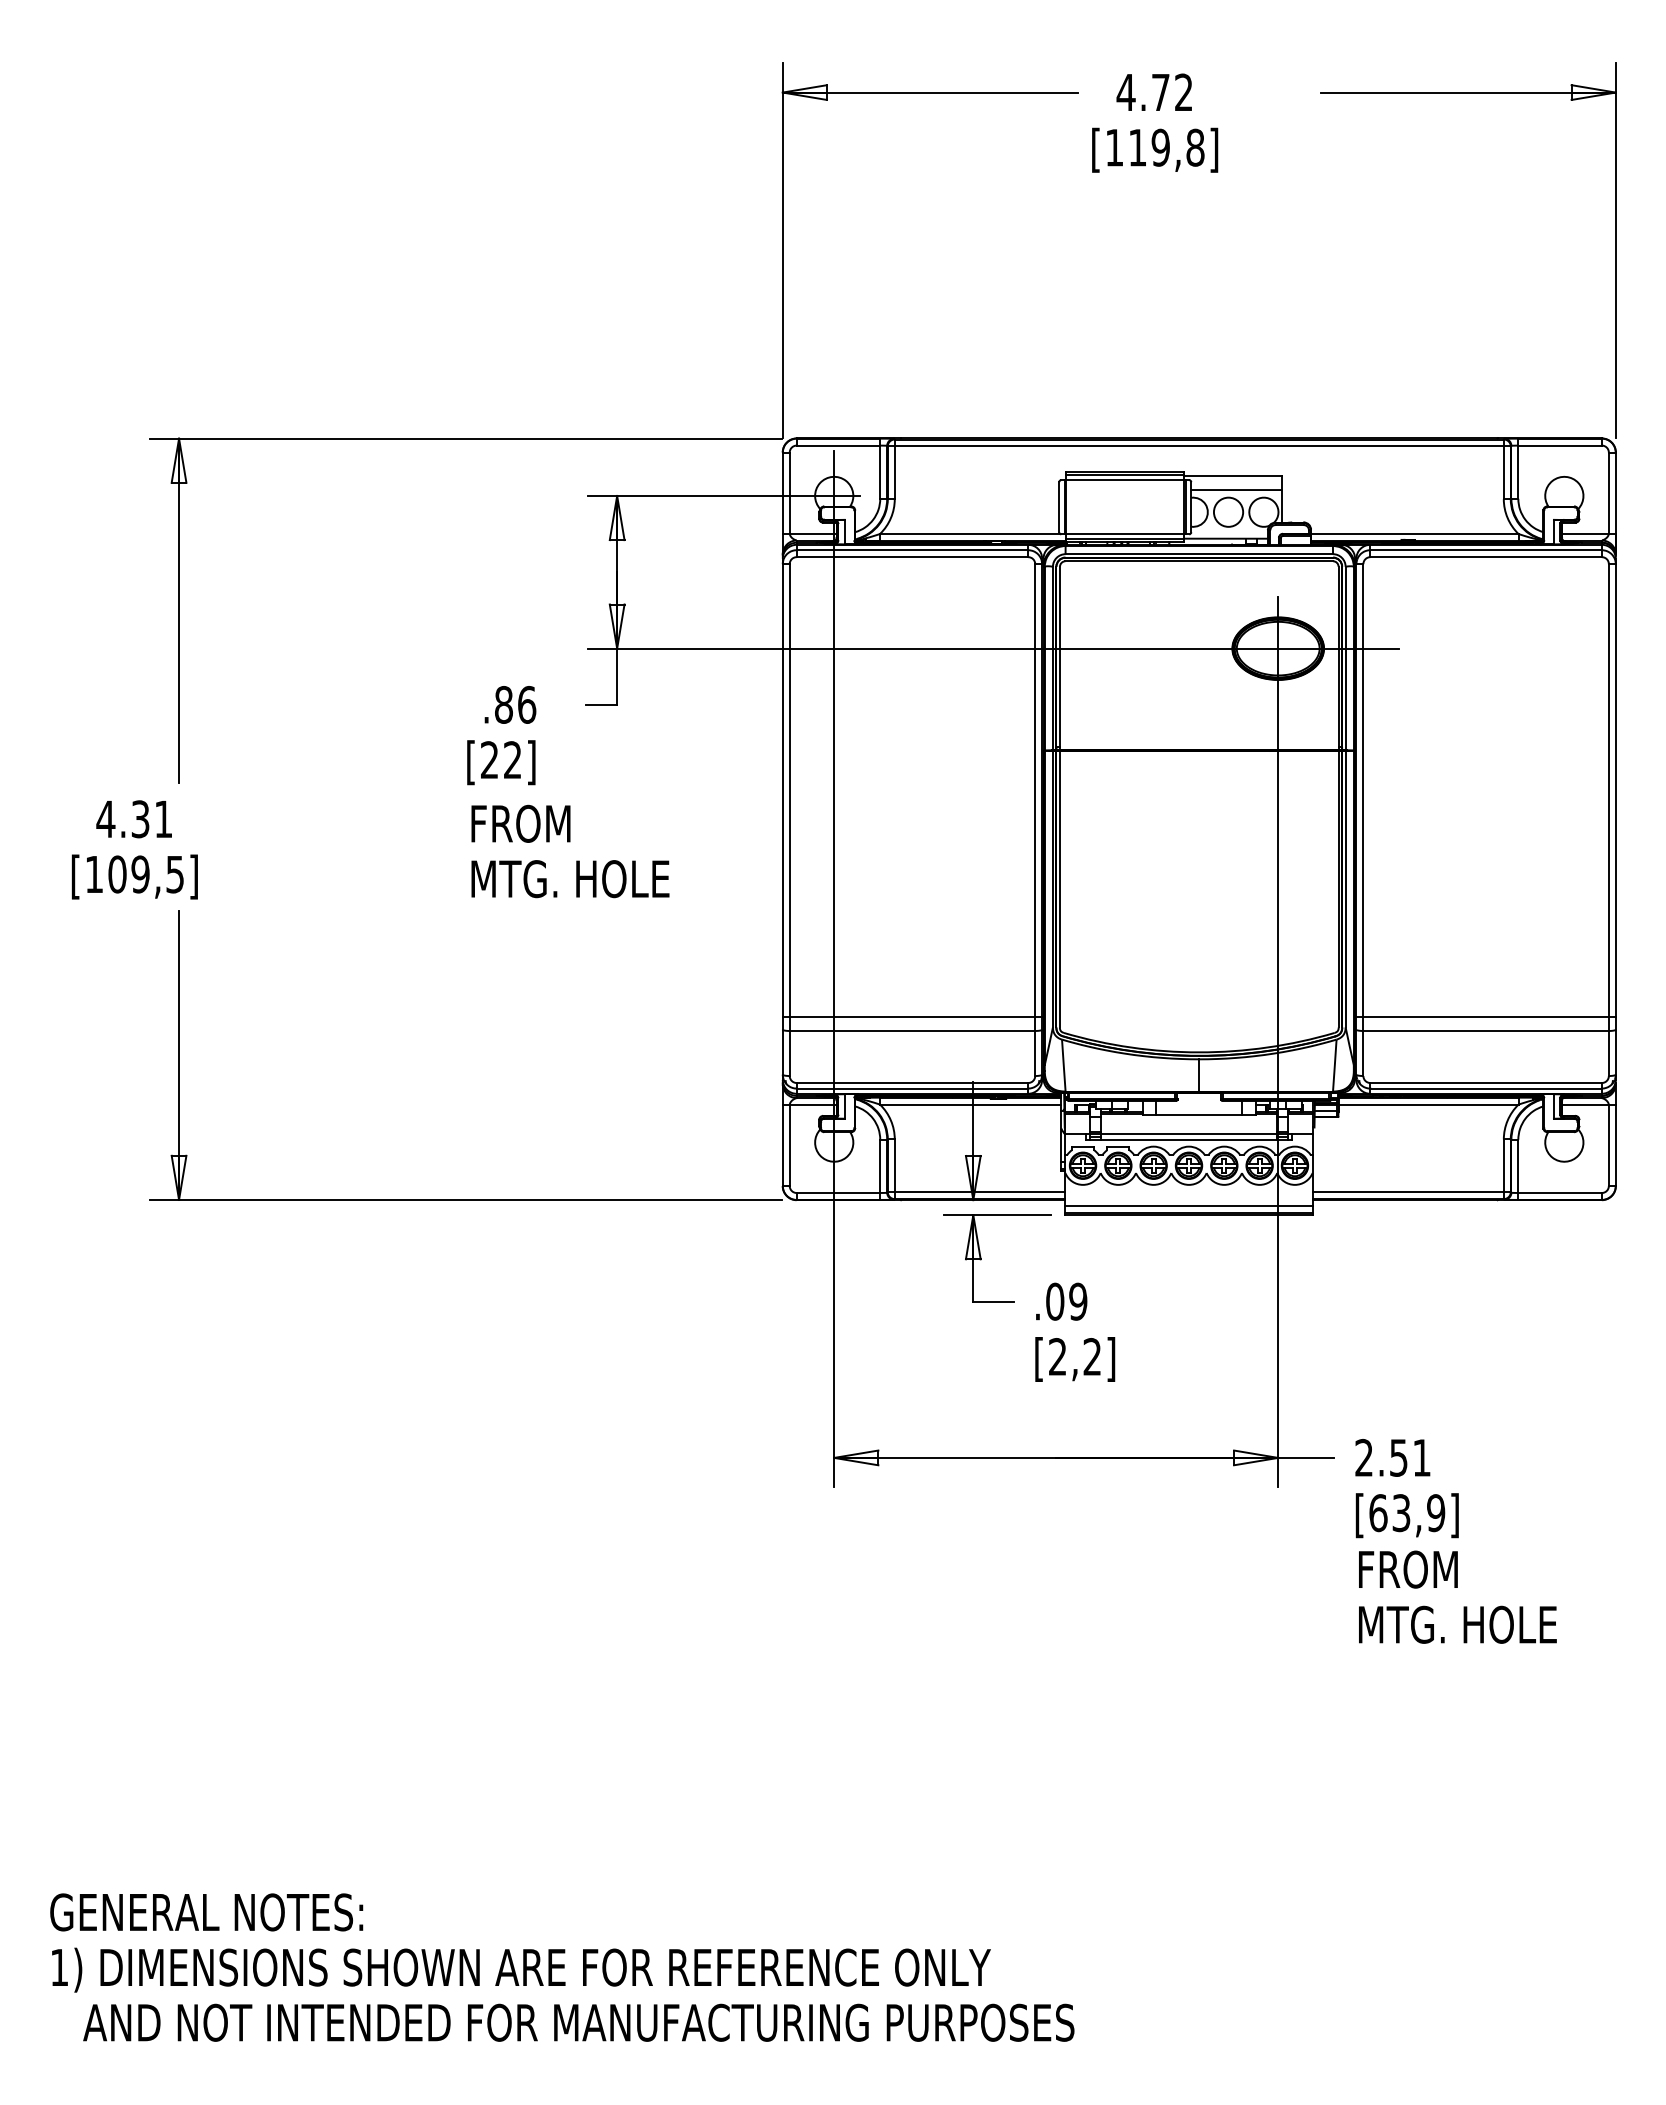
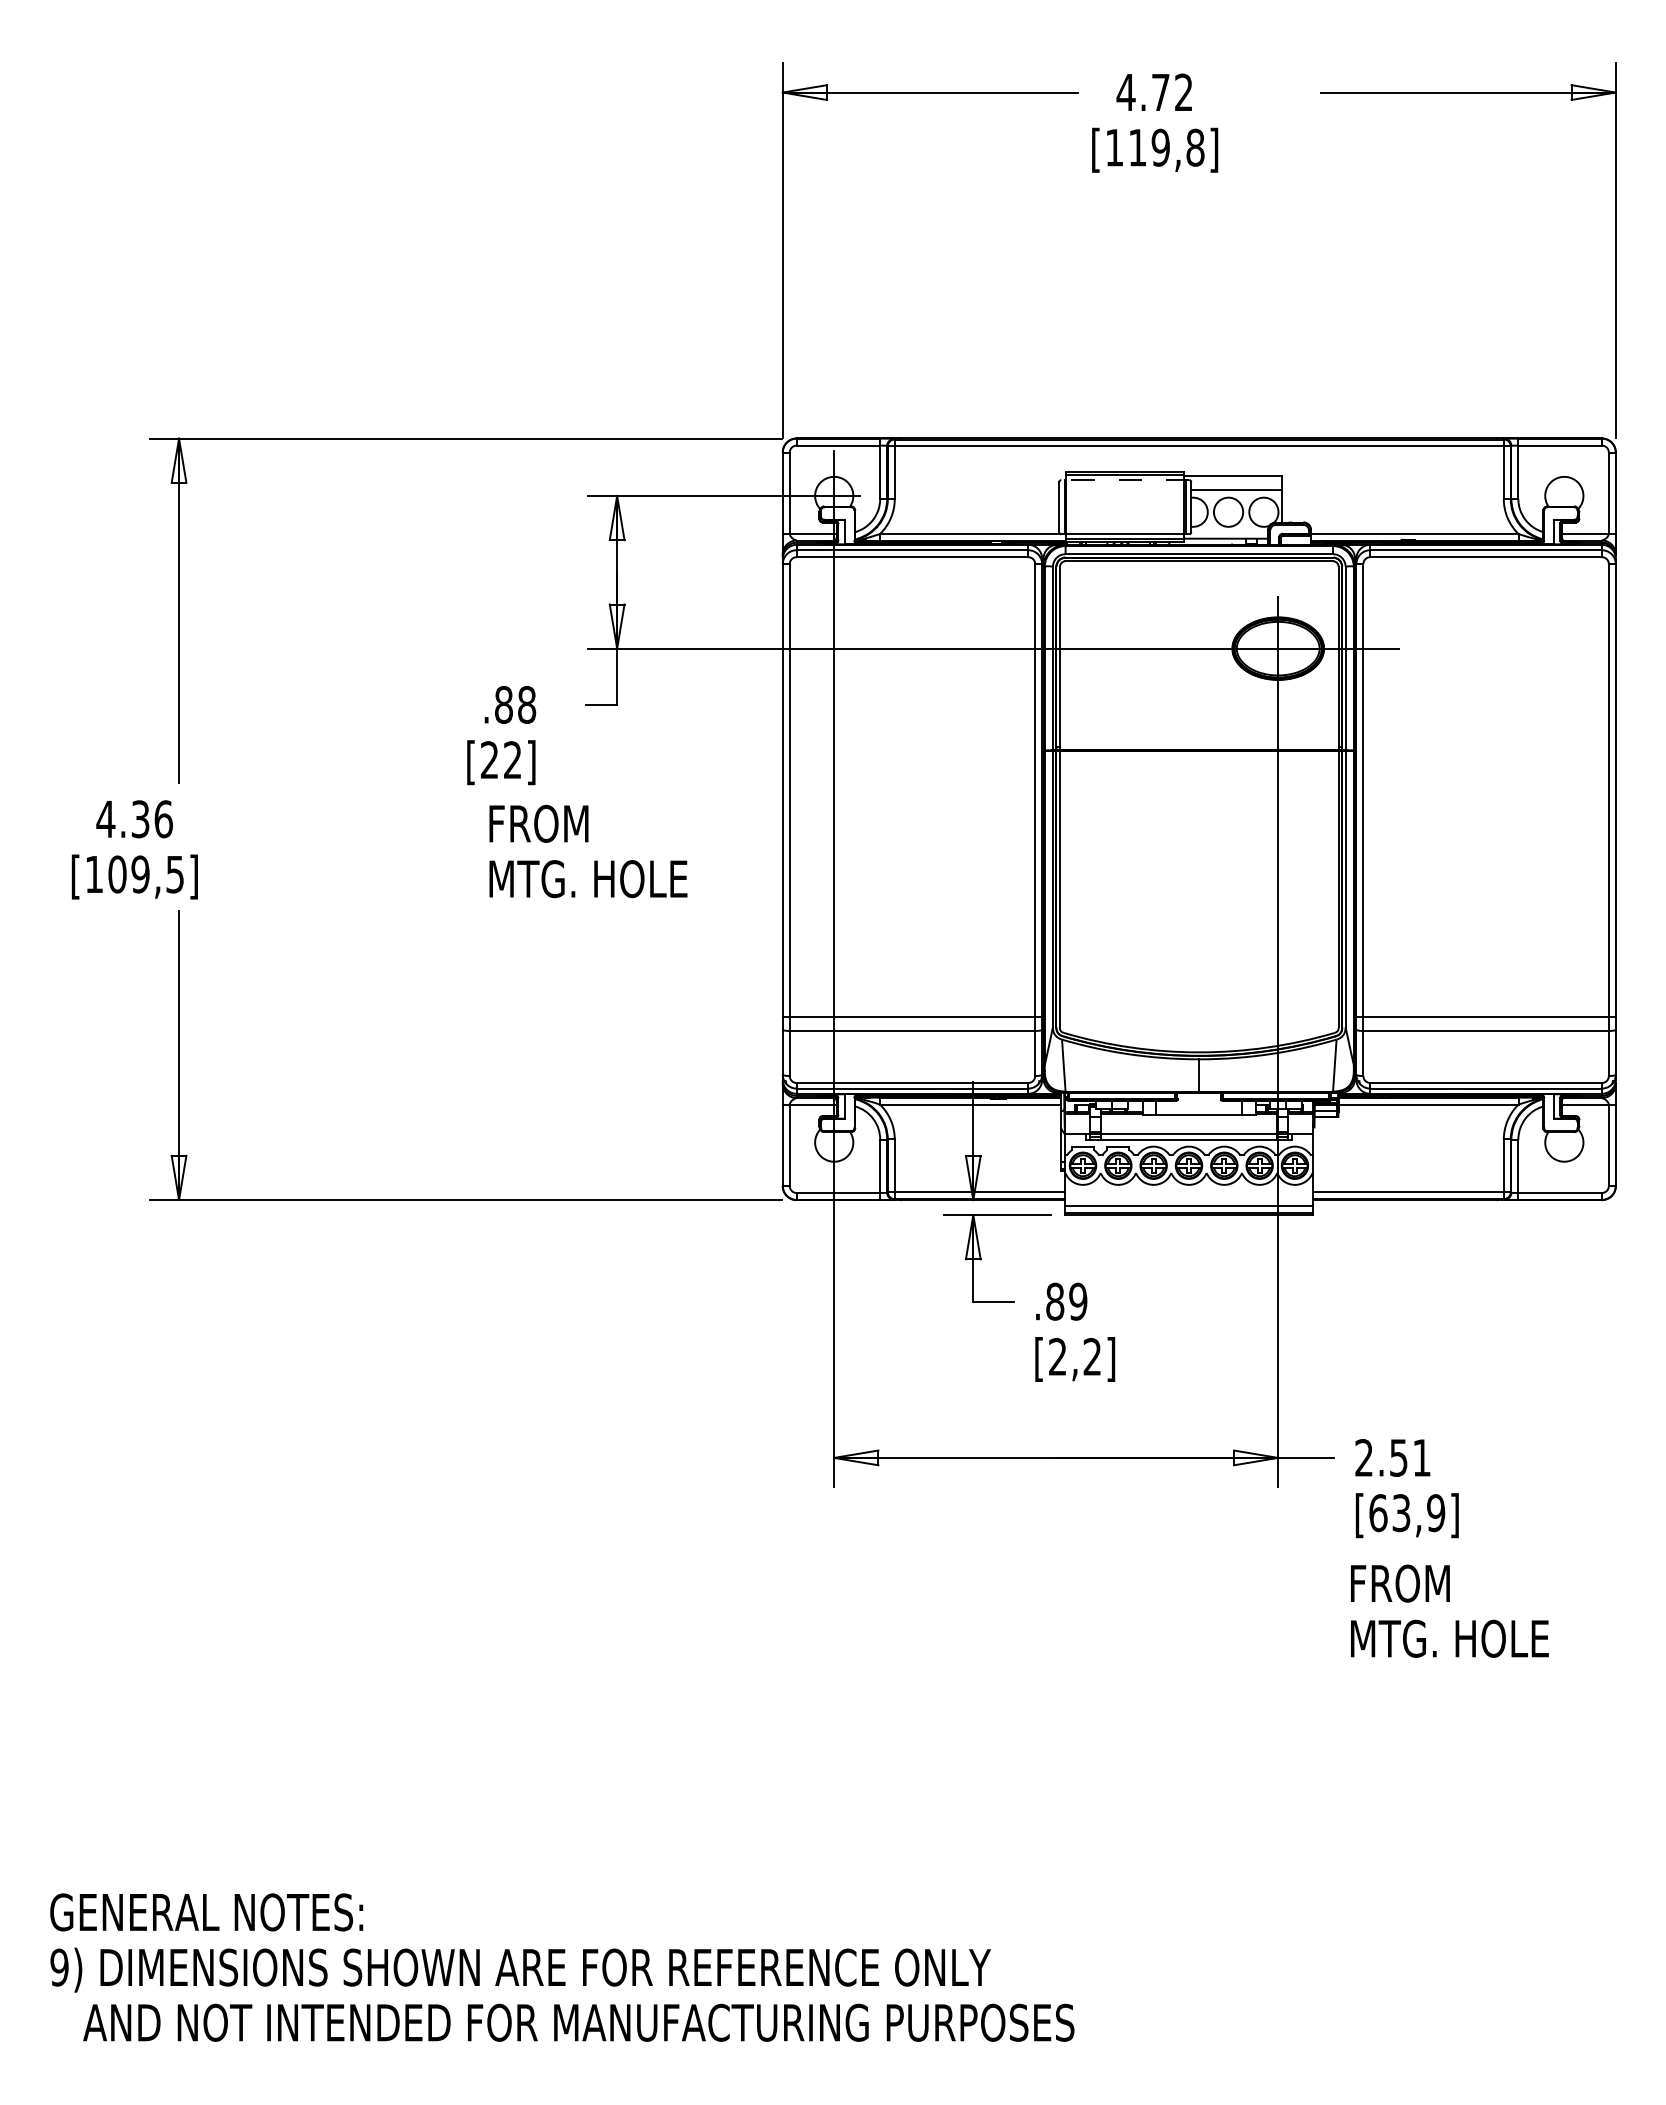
line: solid -> dashed (1125, 480)
text: .86 -> .88 (527, 704)
text: 4.31 -> 4.36 (163, 819)
text position: (570, 851) -> (588, 851) (588, 851)
text: .09 -> .89 (1055, 1301)
text position: (1457, 1596) -> (1449, 1610) (1449, 1610)
text: 1) -> 9) (59, 1967)
